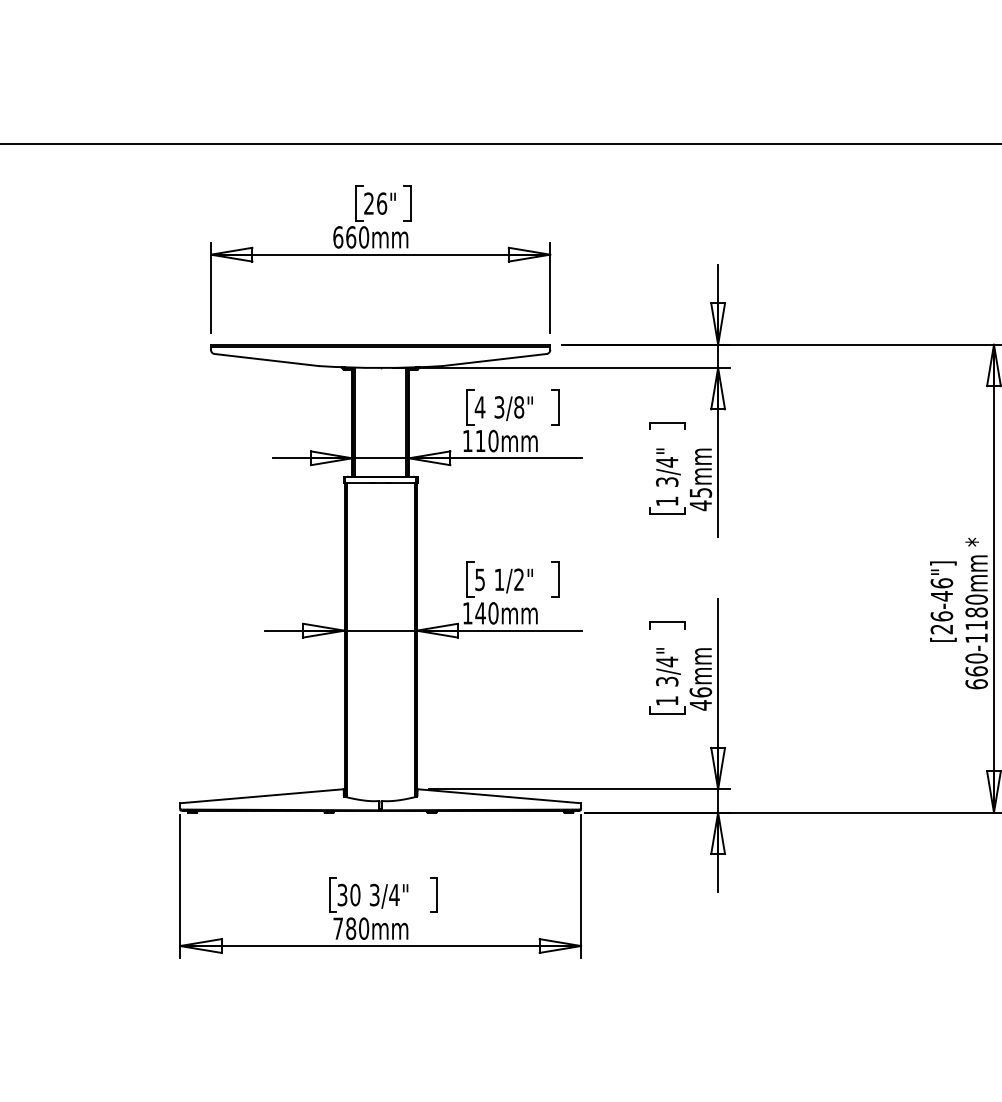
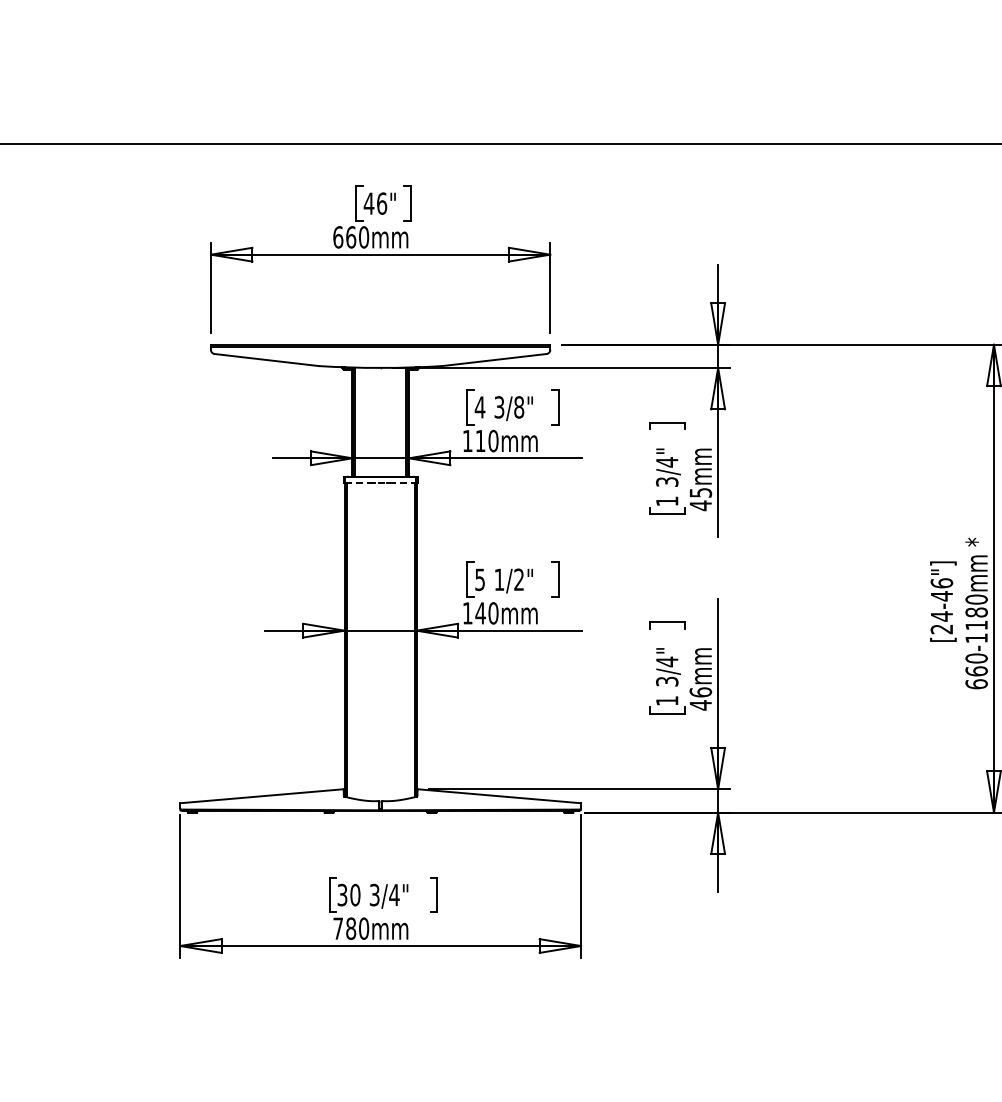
text: 26" -> 46" (368, 203)
line: solid -> dashed (380, 483)
text: [26-46"] -> [24-46"] (941, 616)
